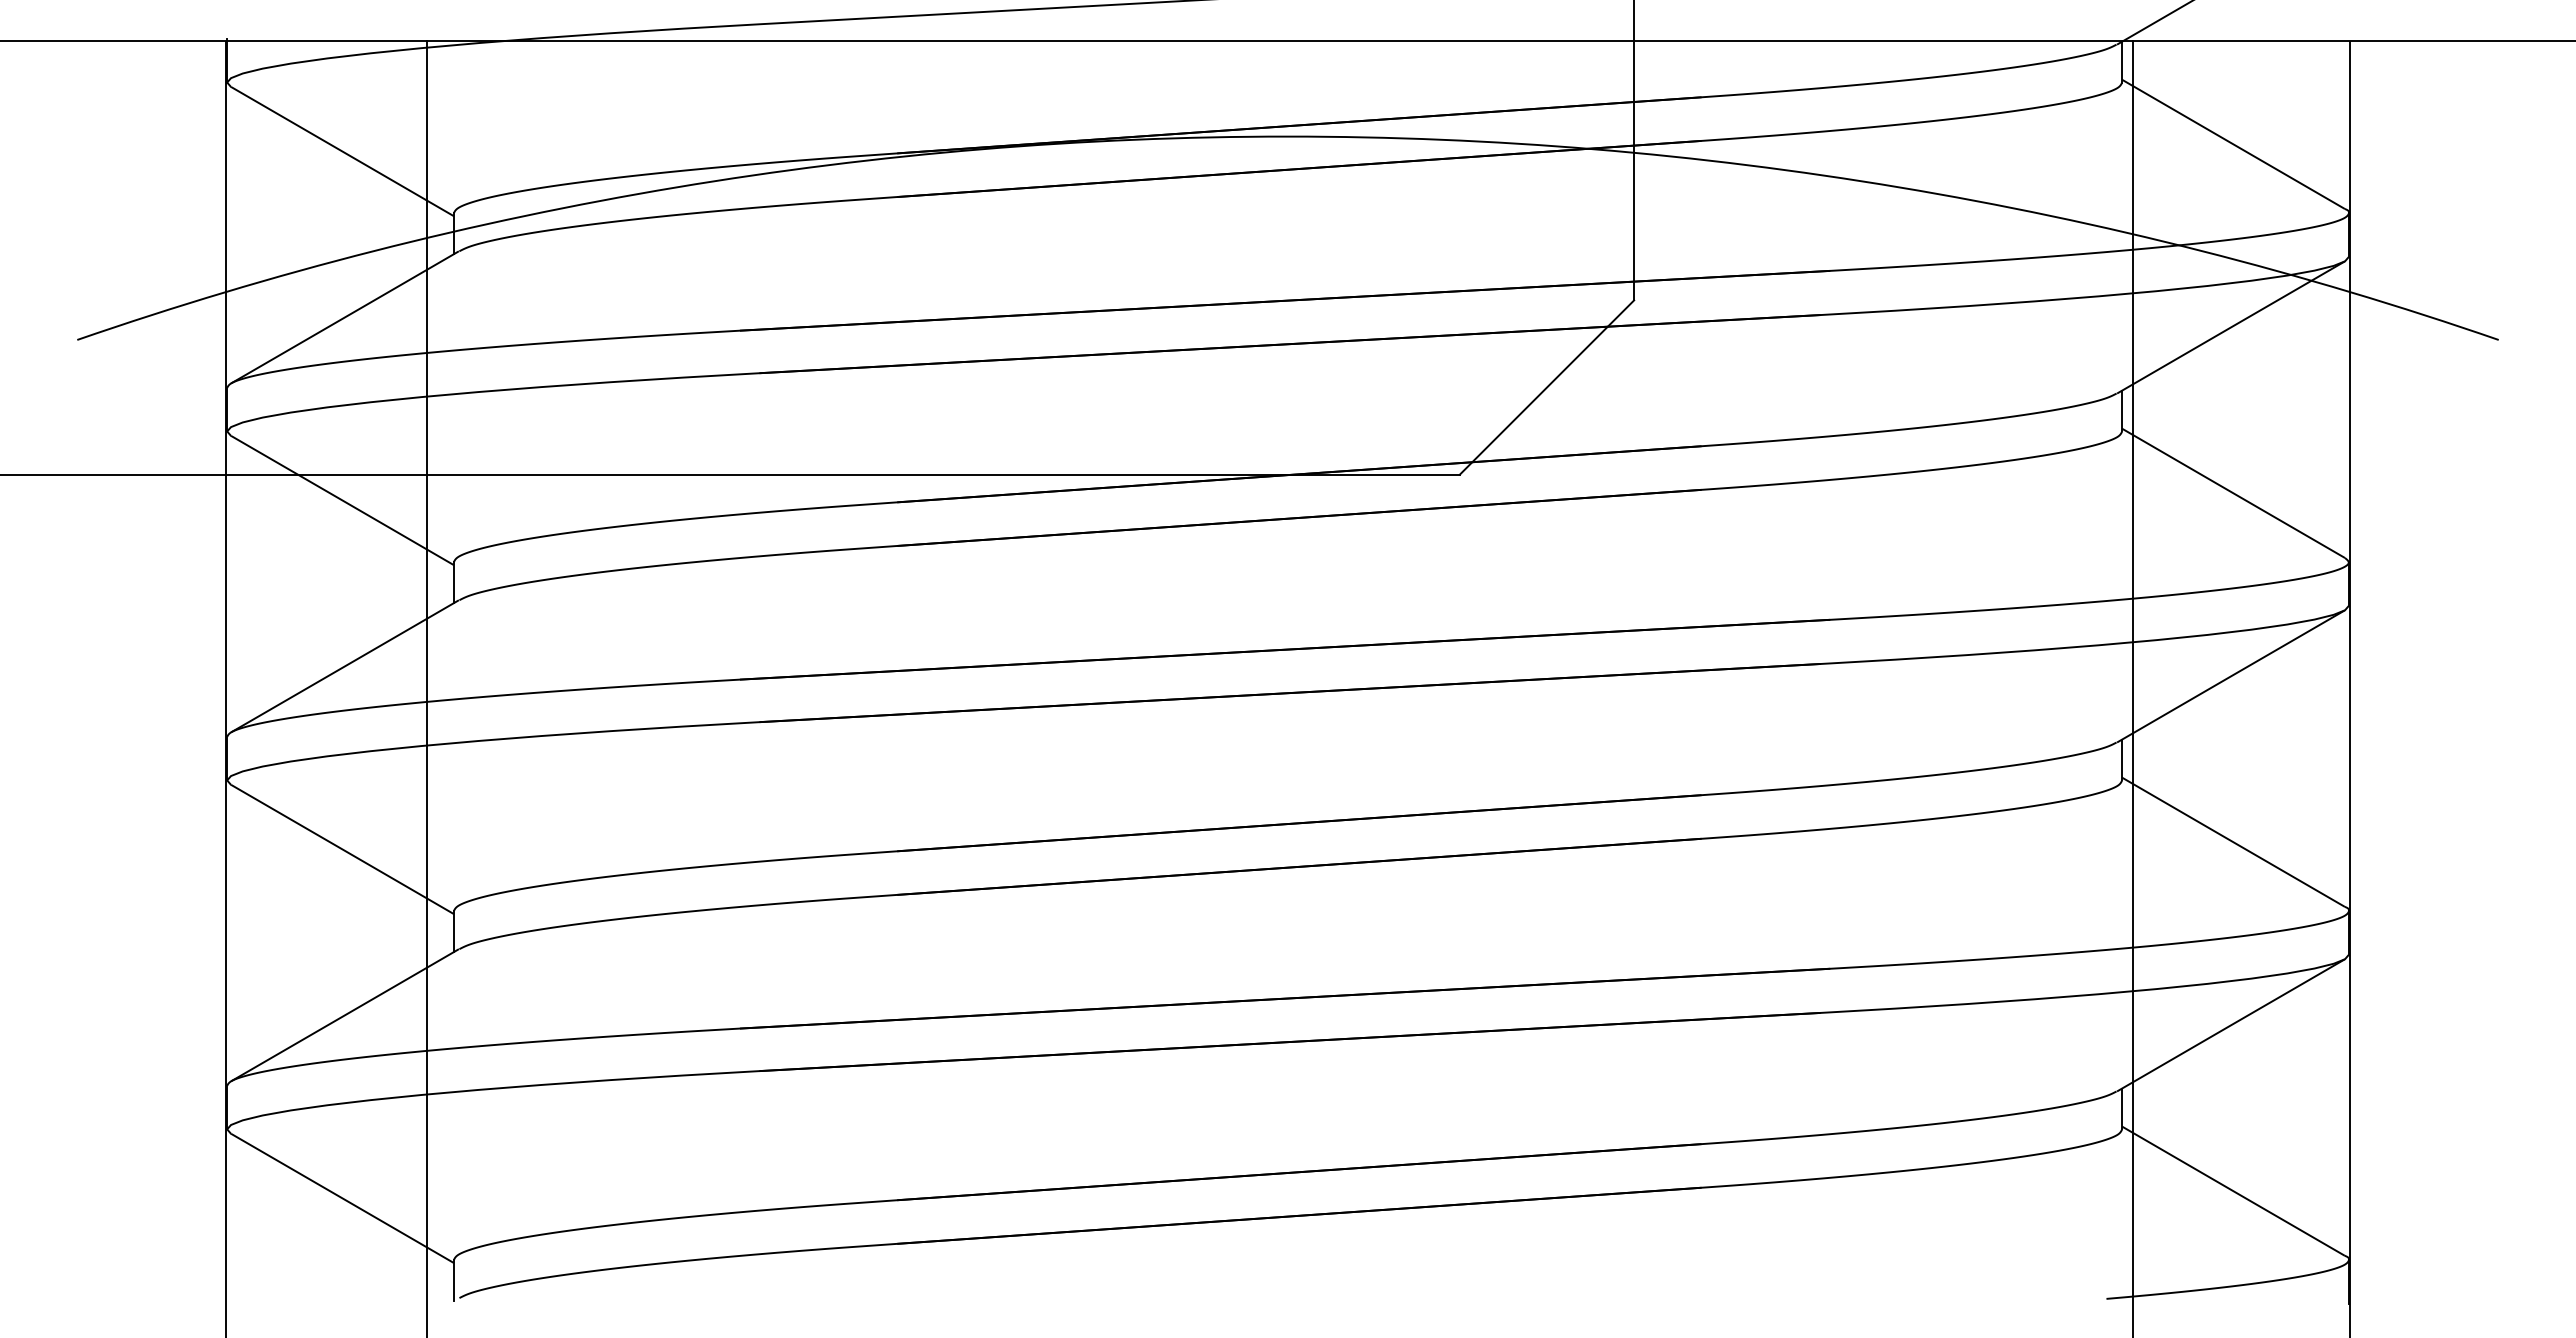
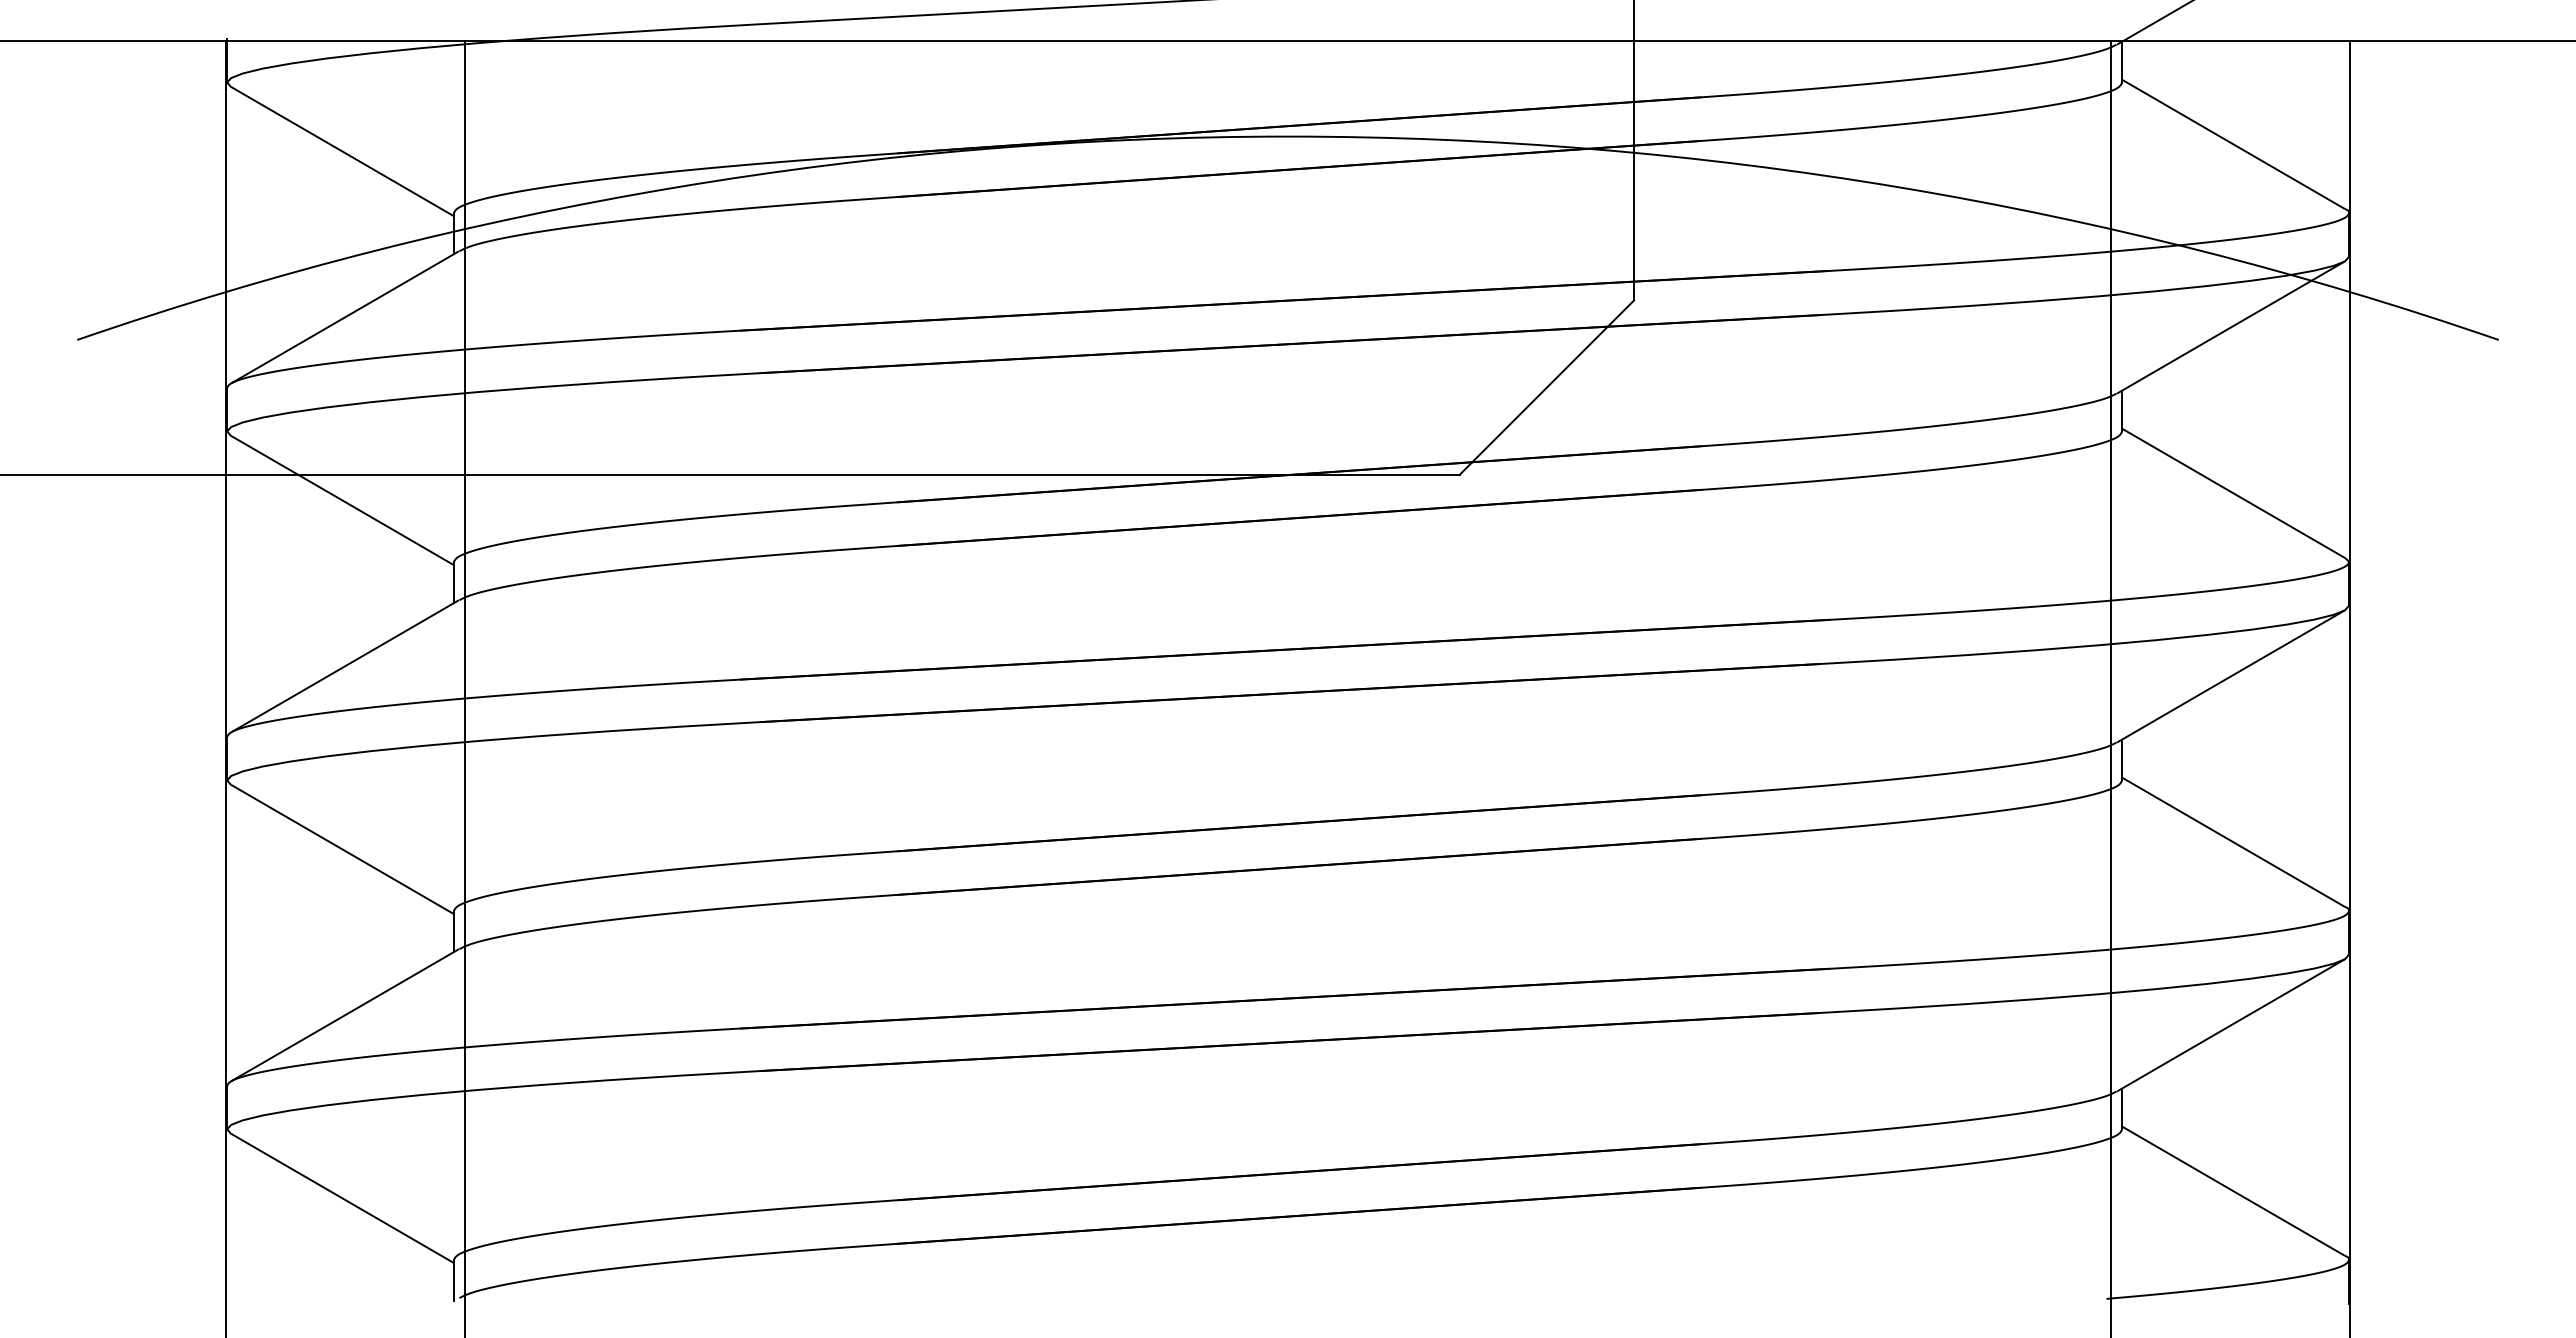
line position: (426, 687) -> (464, 687) (464, 687)
line position: (2133, 687) -> (2111, 687) (2111, 687)
